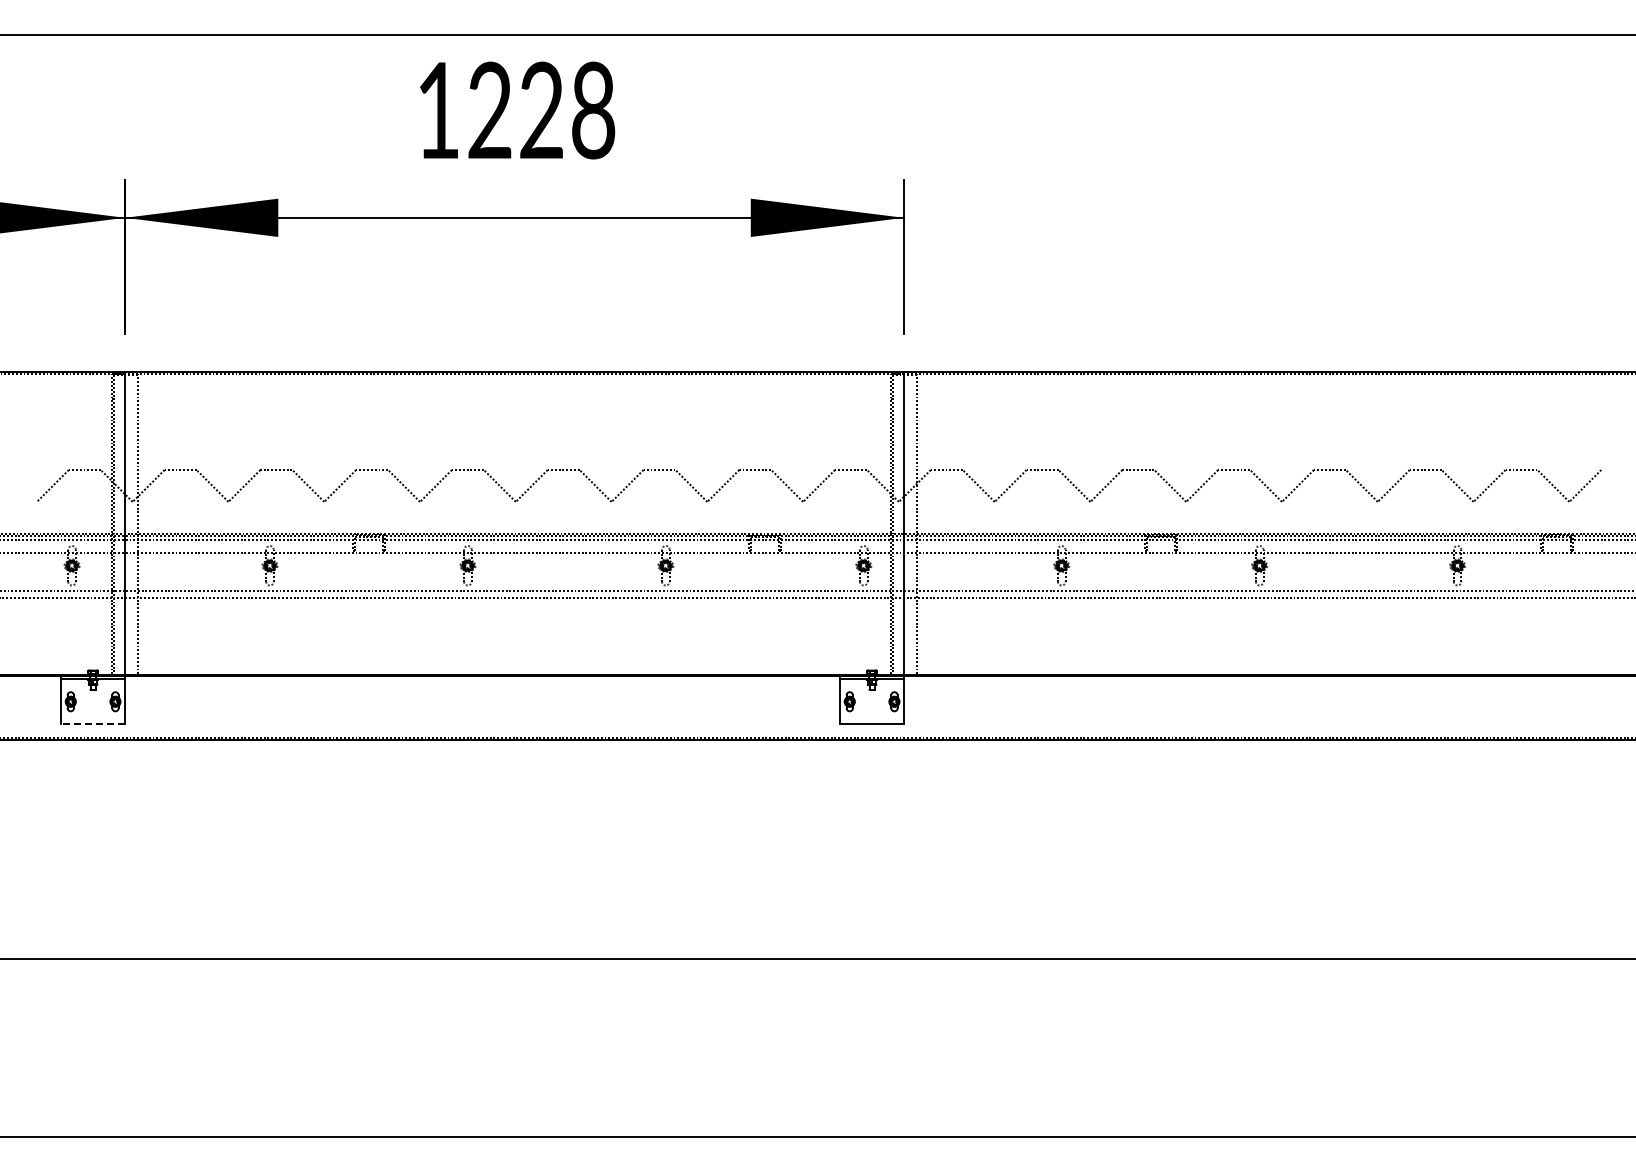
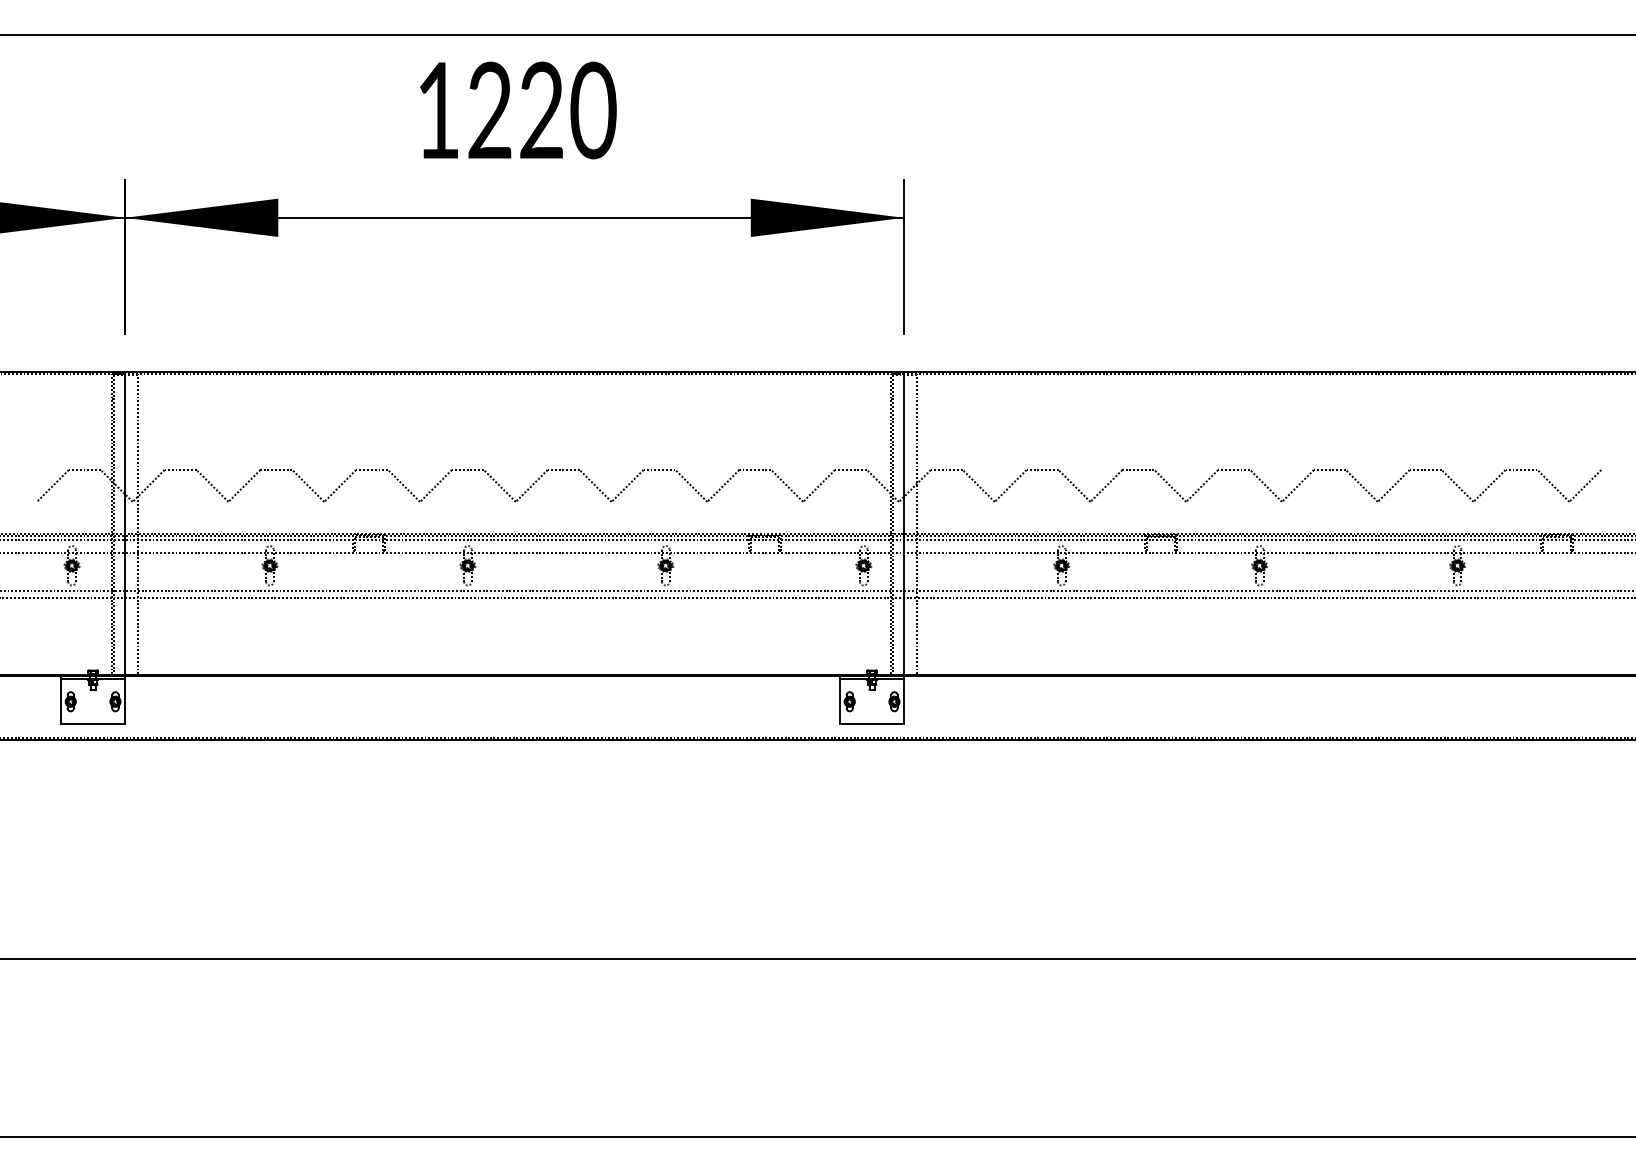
text: 1228 -> 1220 (593, 110)
line: dashed -> solid (93, 724)
